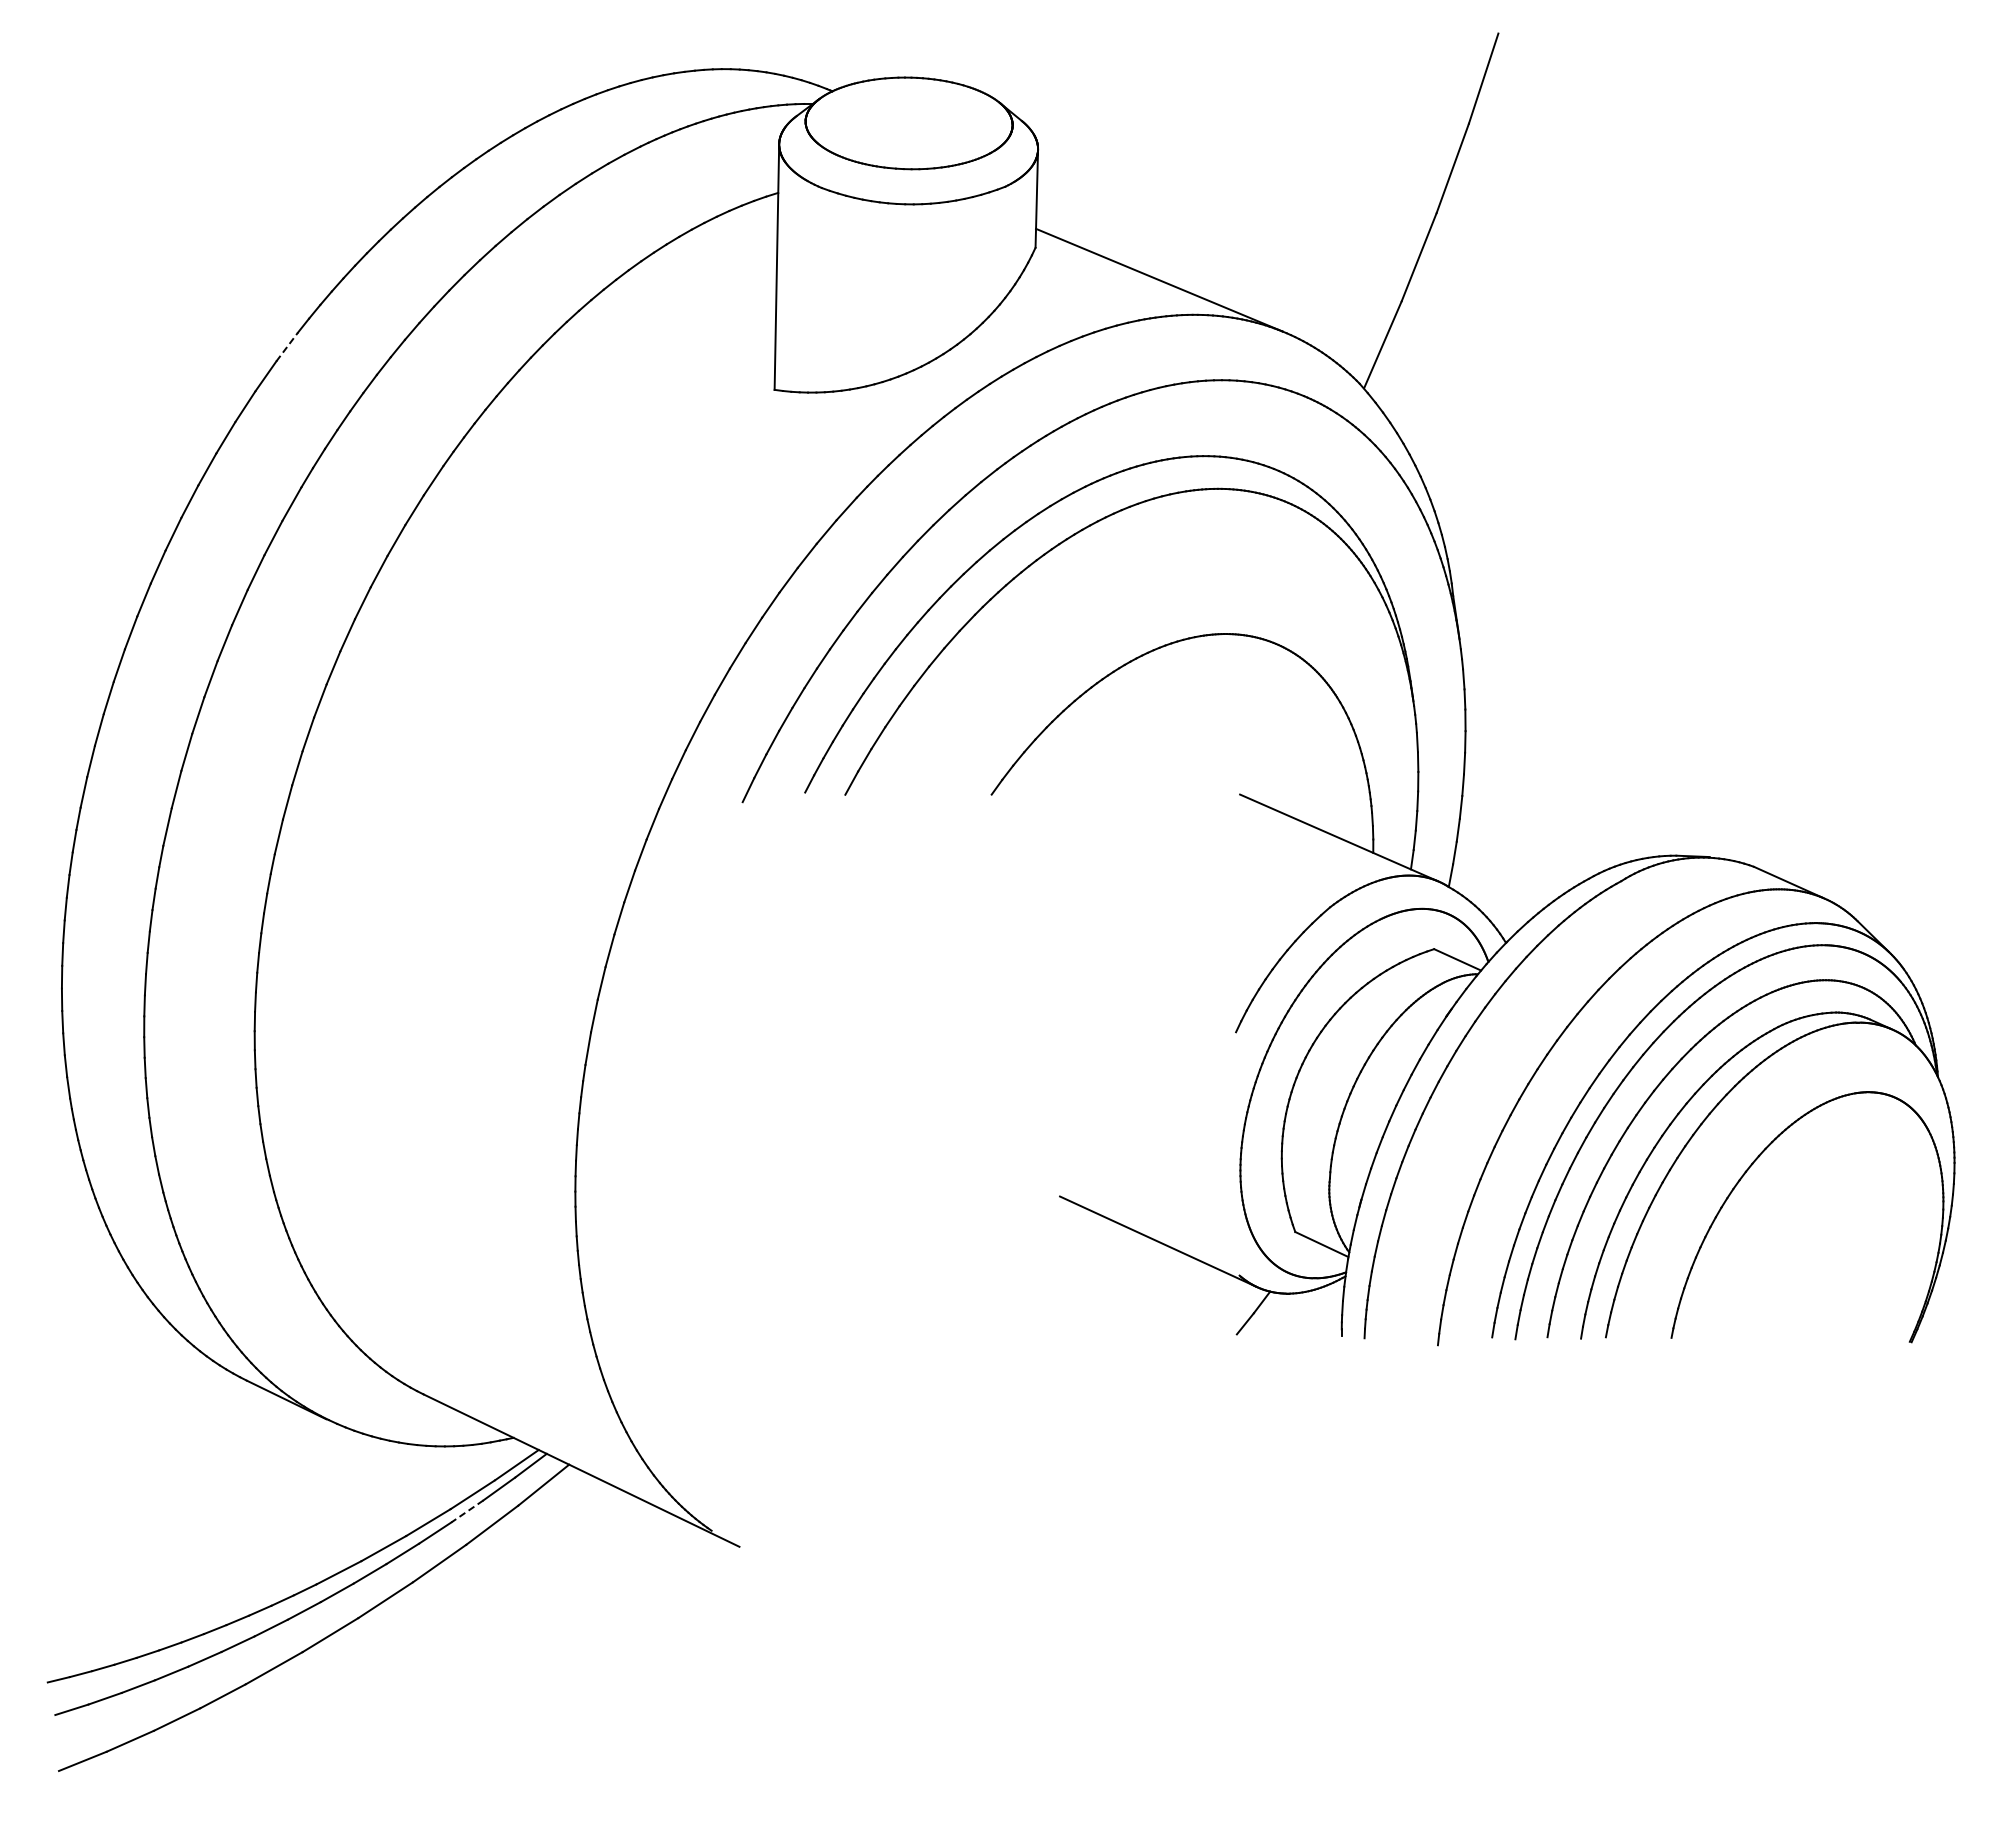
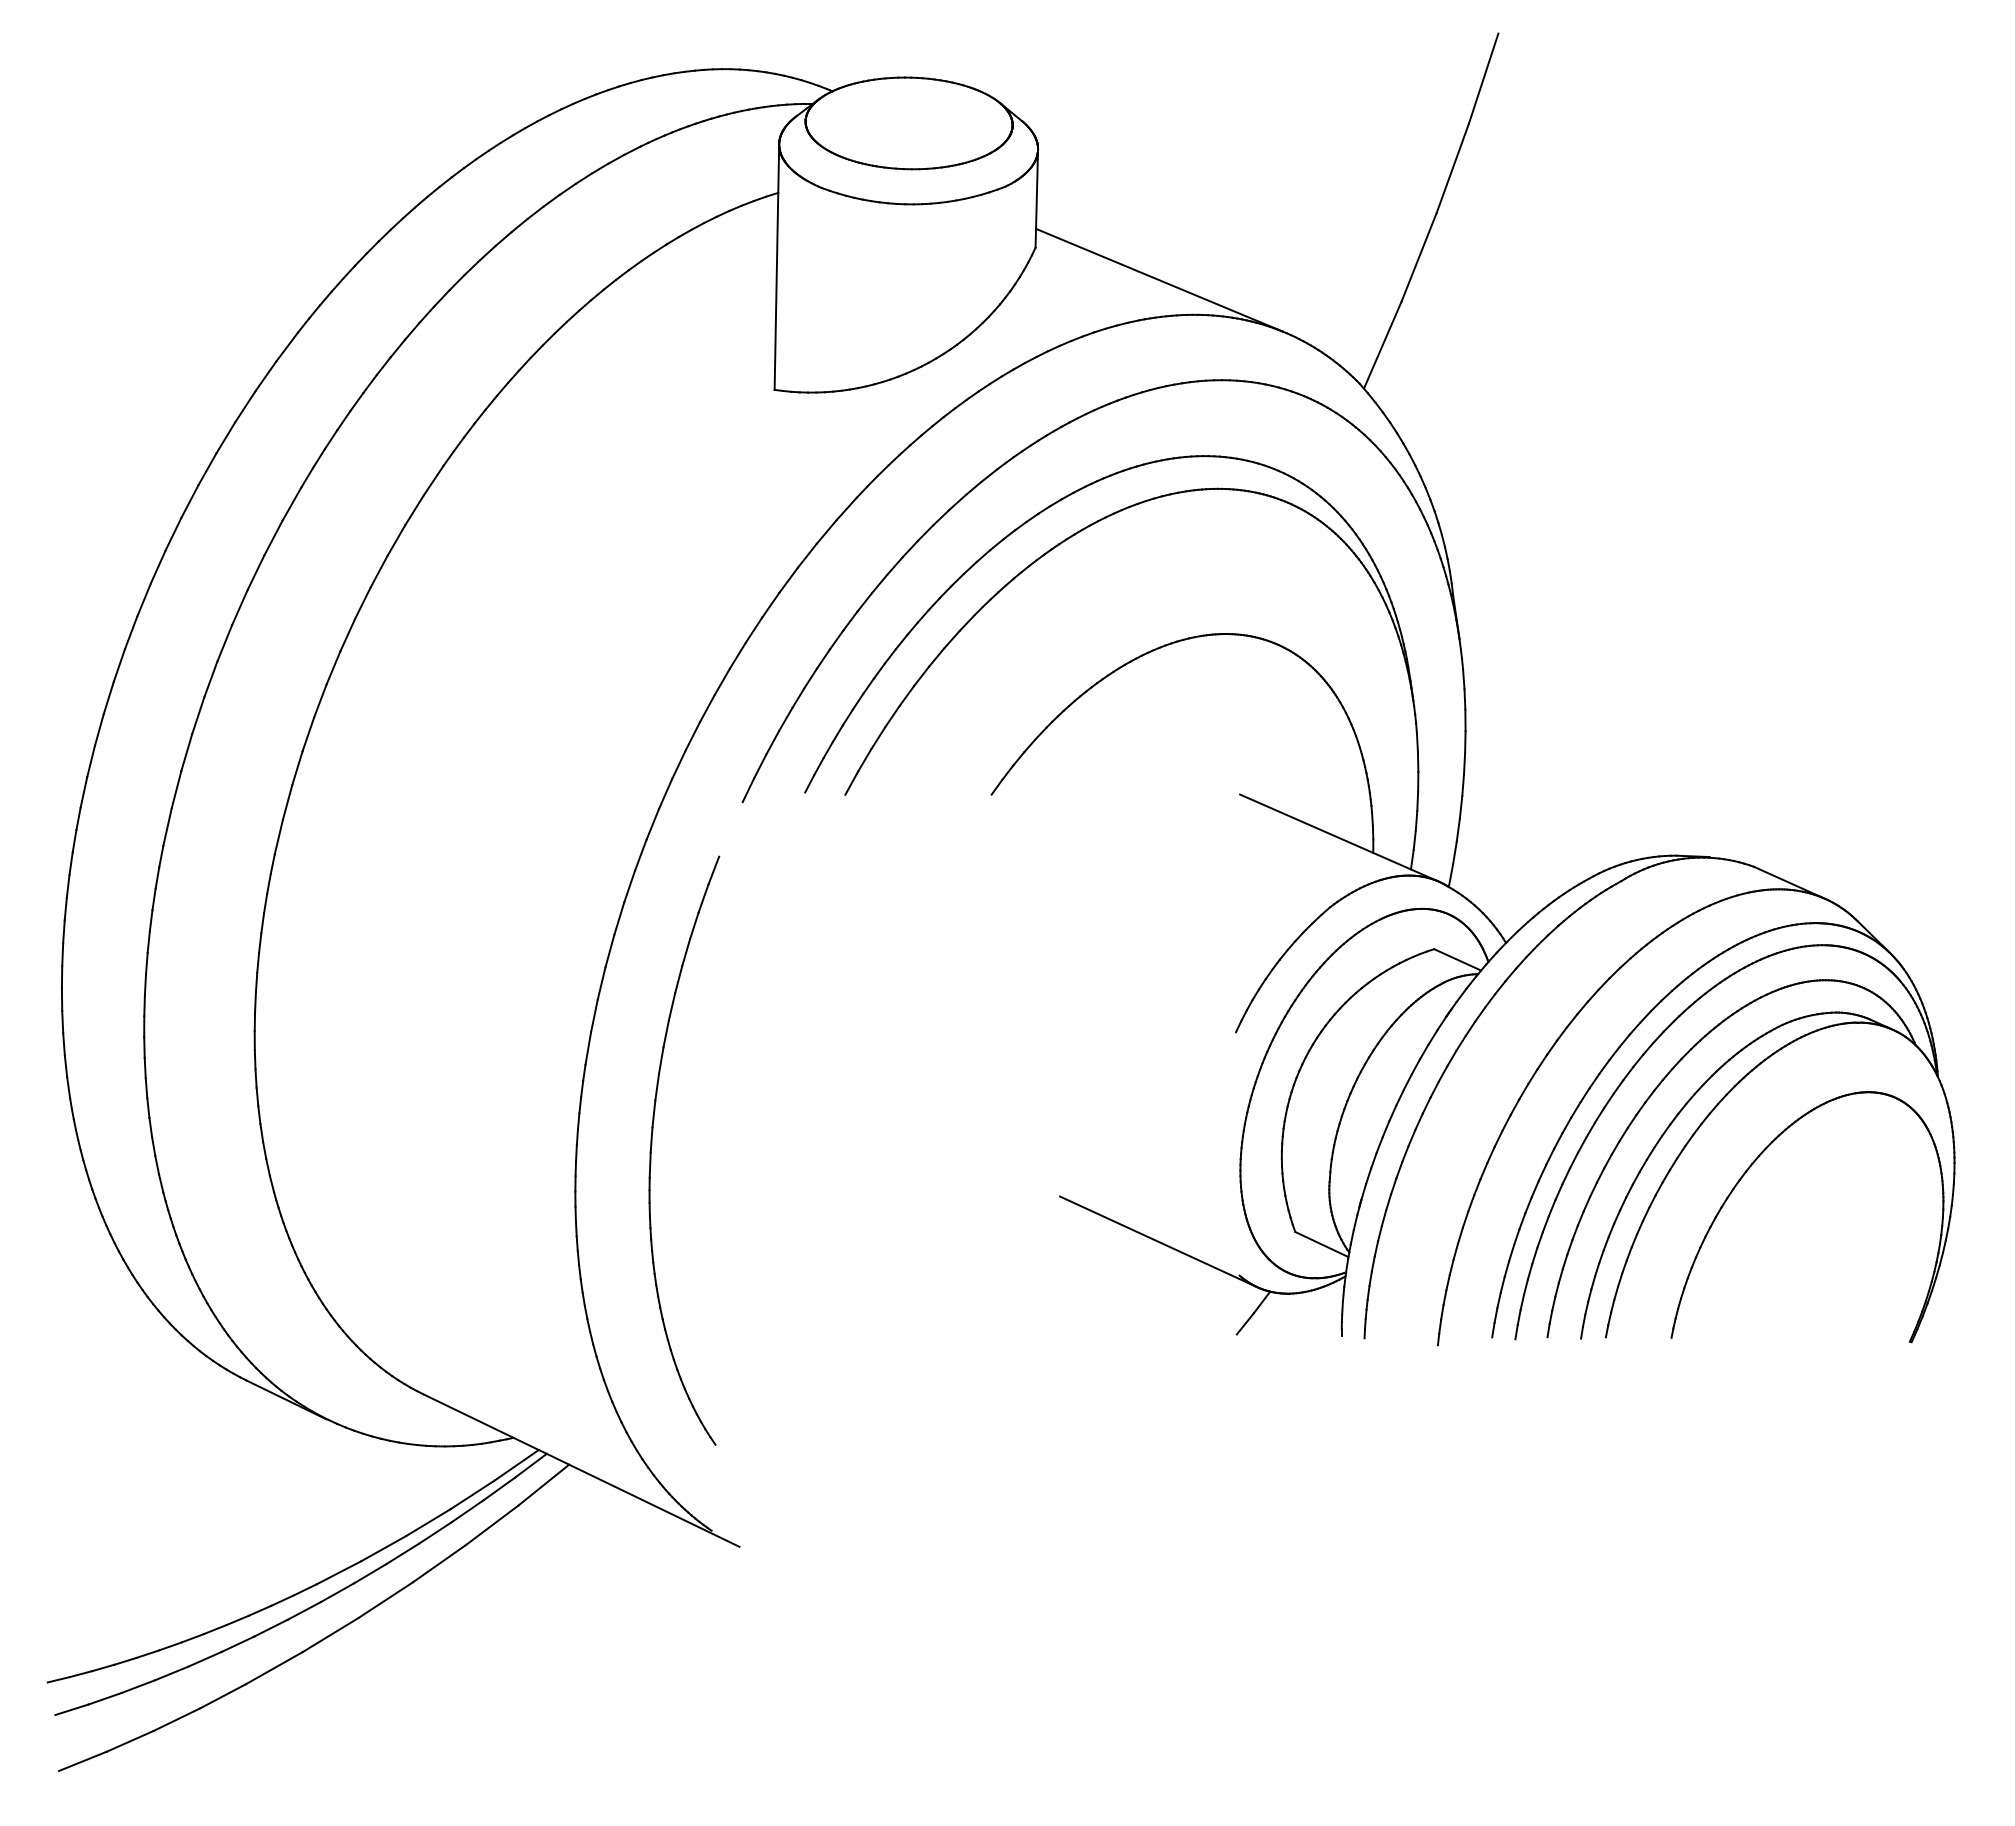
line: dashed -> solid (287, 346)
part: none -> present (652, 1145)
line: dashed -> solid (466, 1511)
